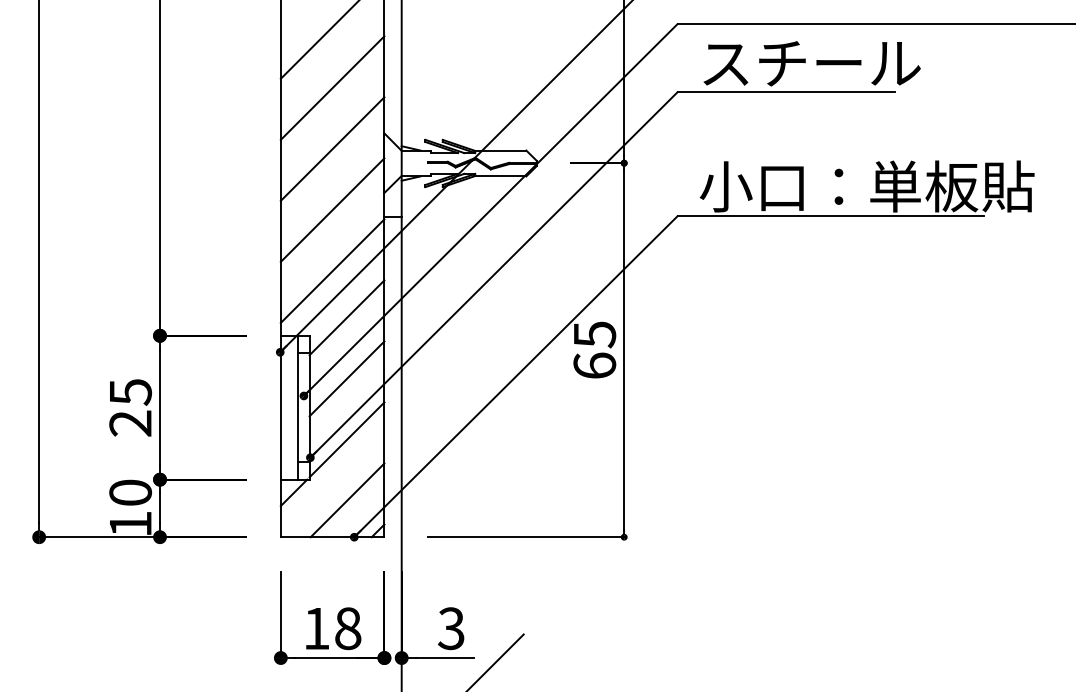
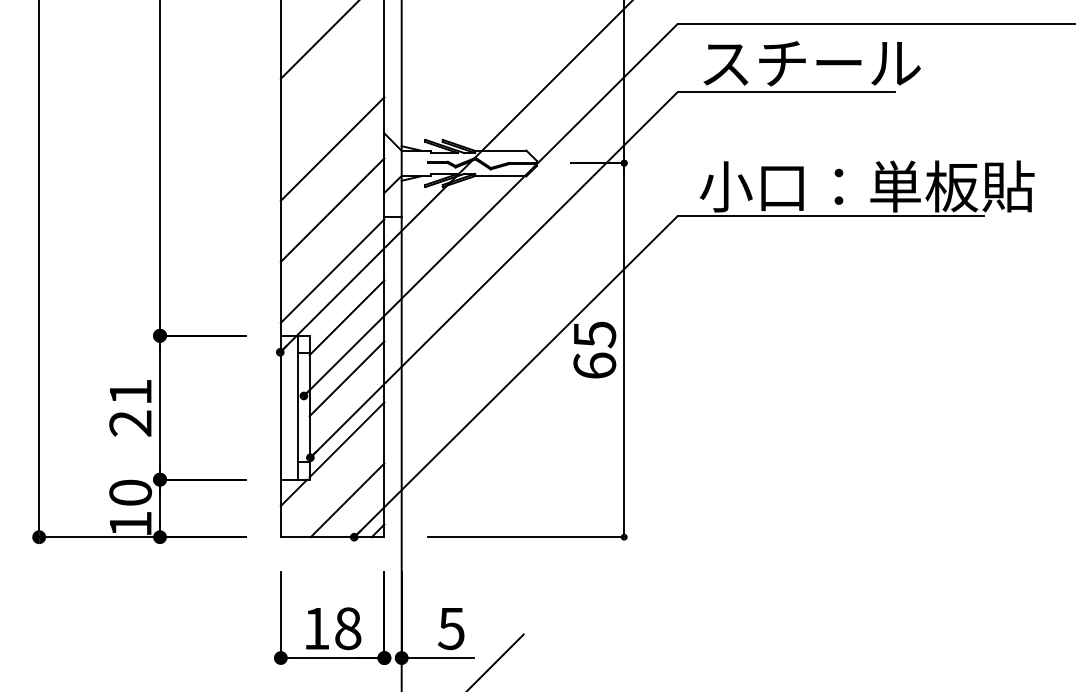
line: present -> none (332, 87)
text: 25 -> 21 (131, 392)
text: 3 -> 5 (451, 628)
